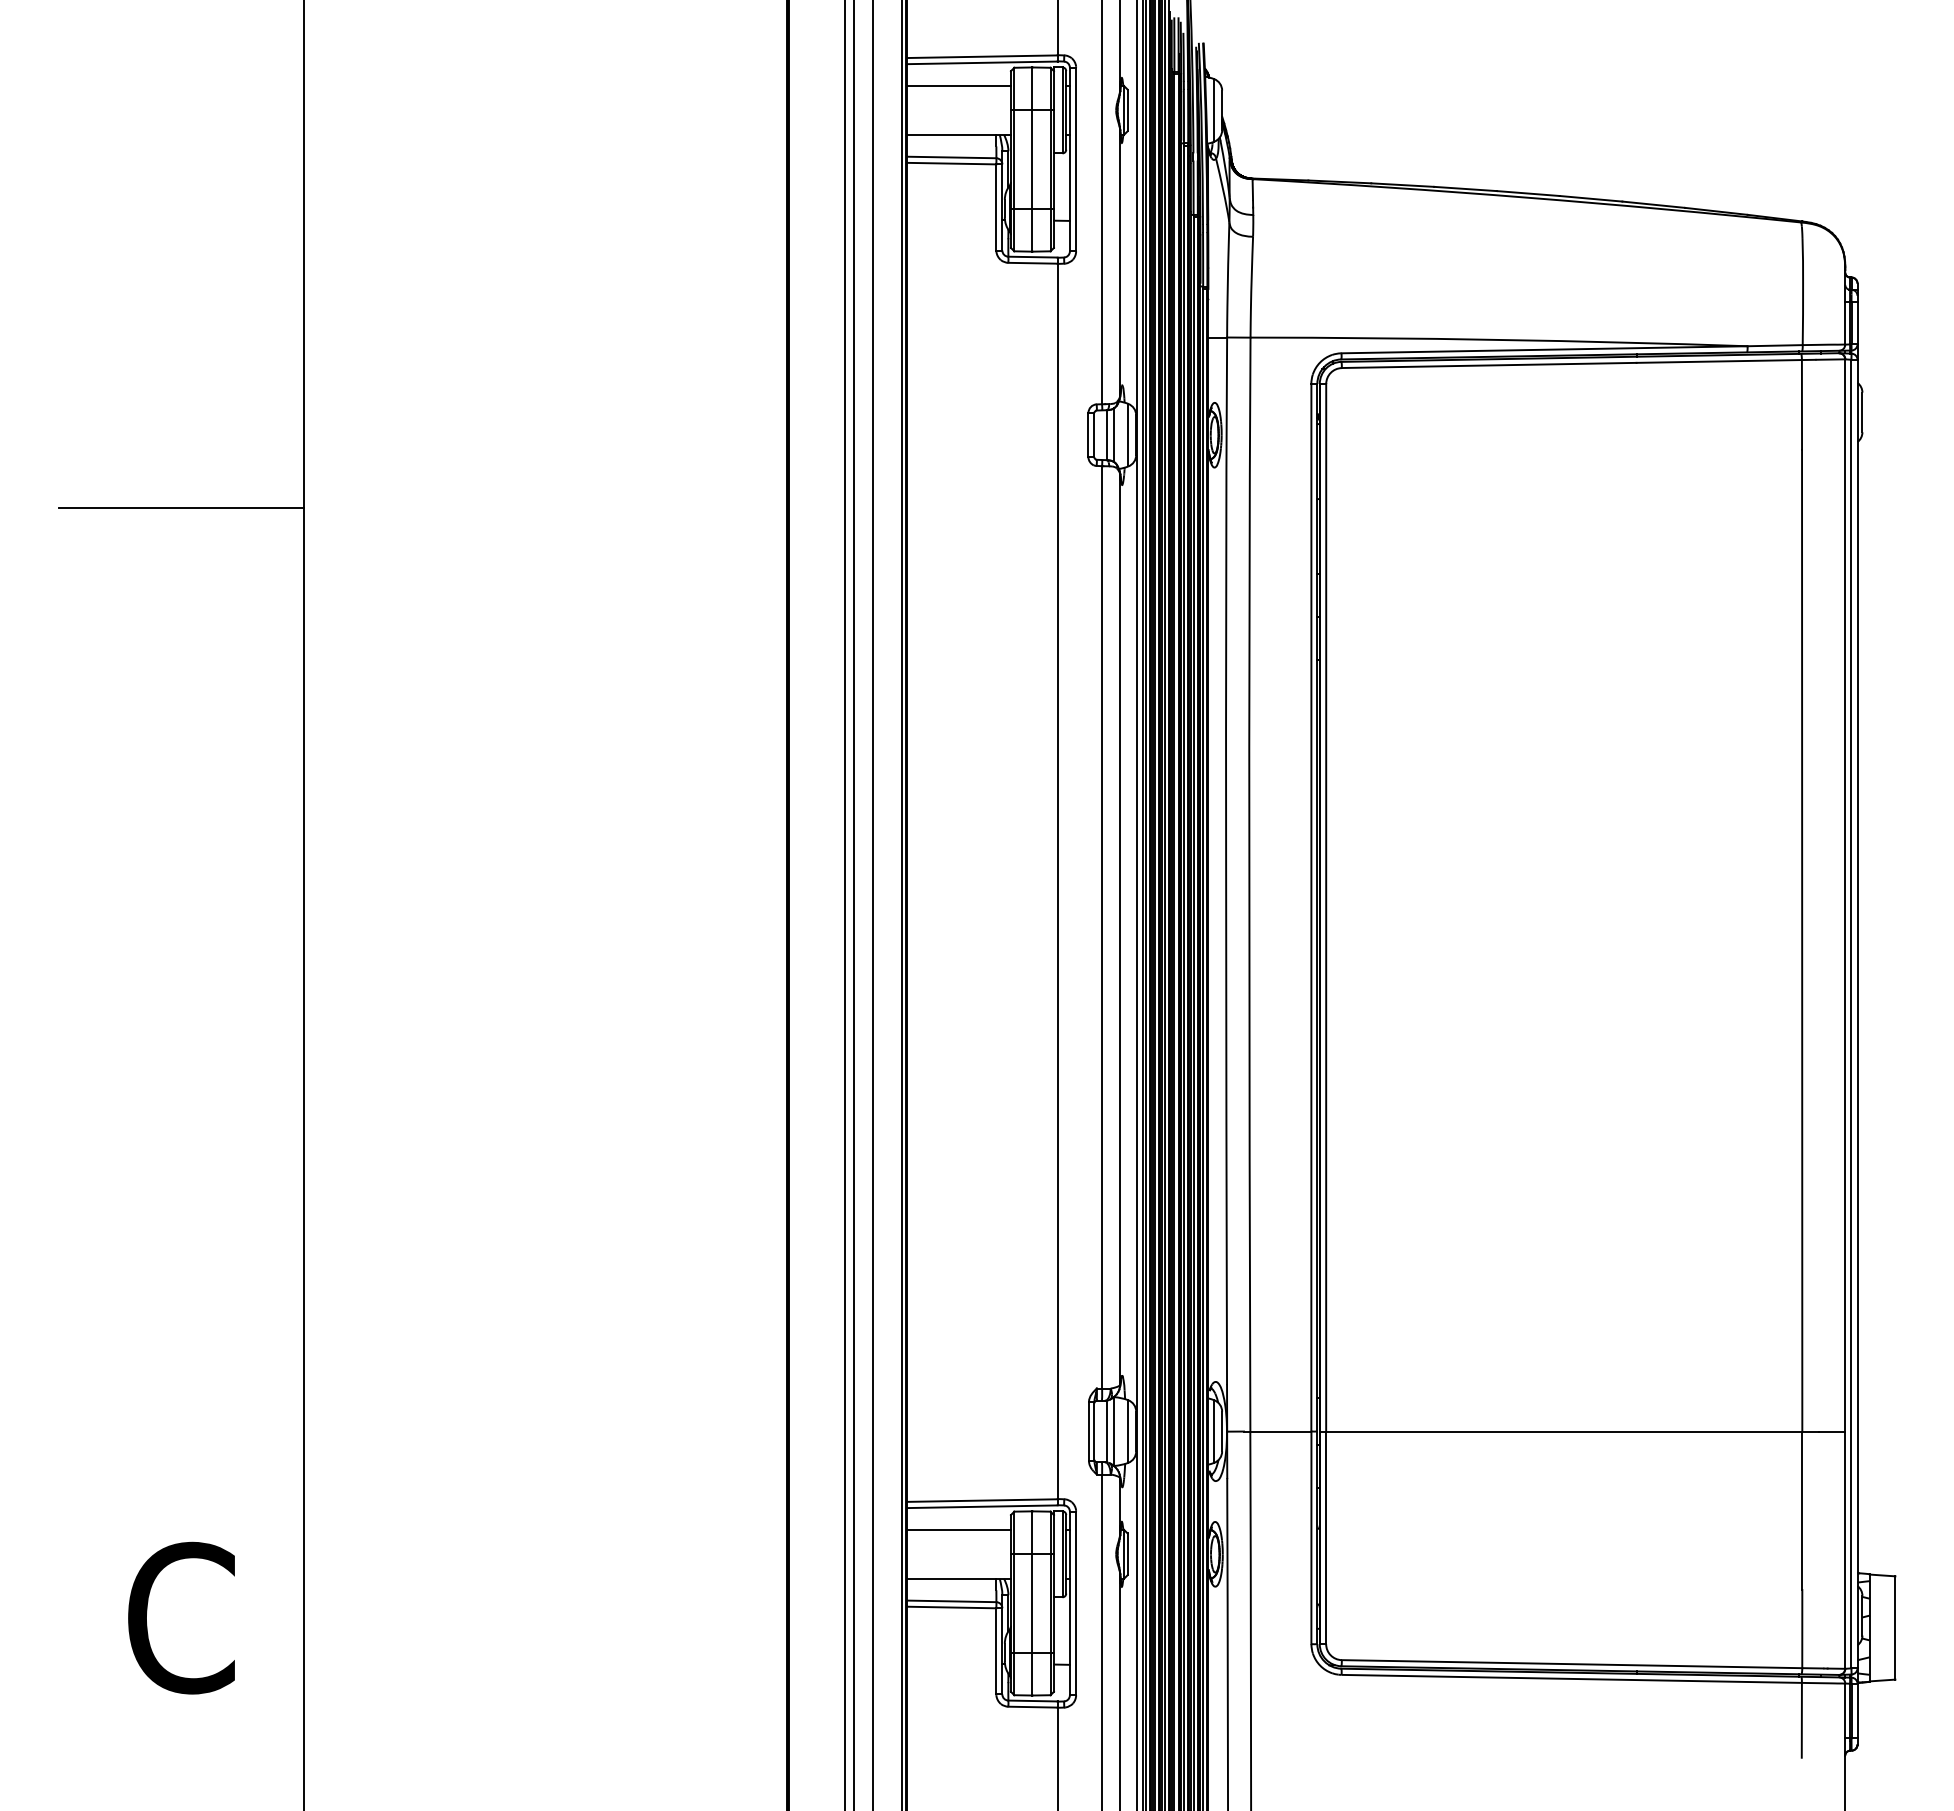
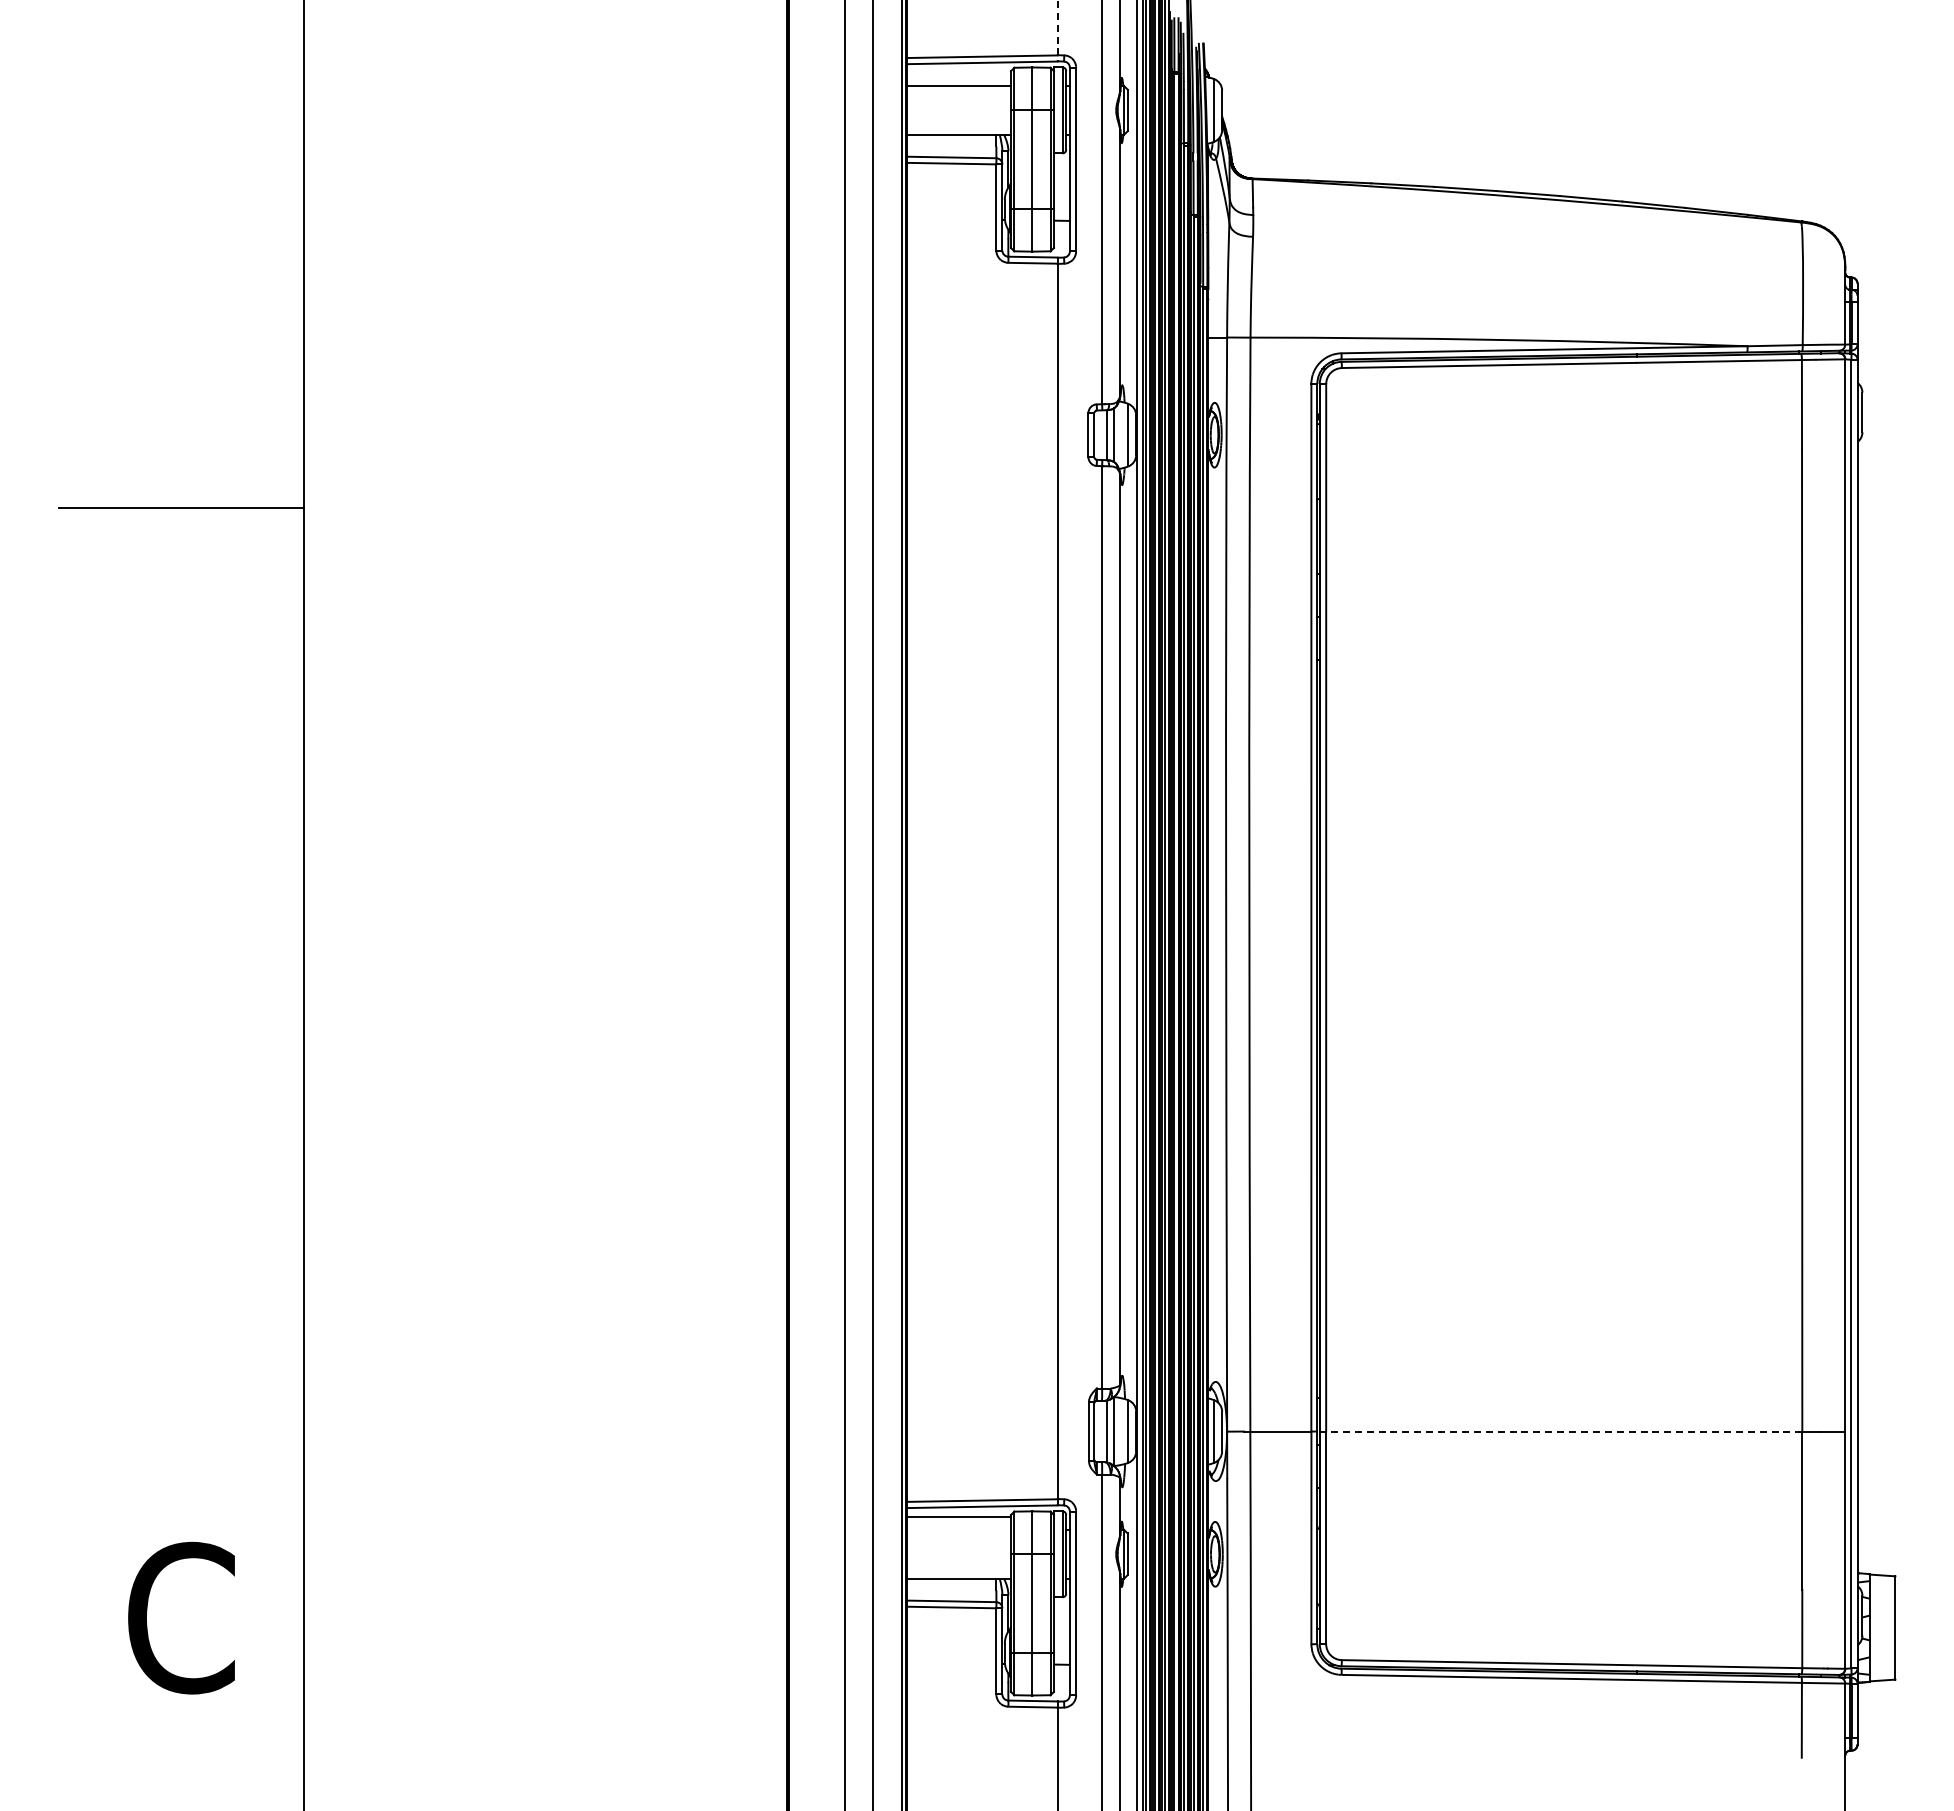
line: solid -> dashed (1057, 31)
line: present -> none (854, 904)
line: solid -> dashed (1560, 1431)
line position: (958, 1529) -> (958, 1516) (958, 1516)
